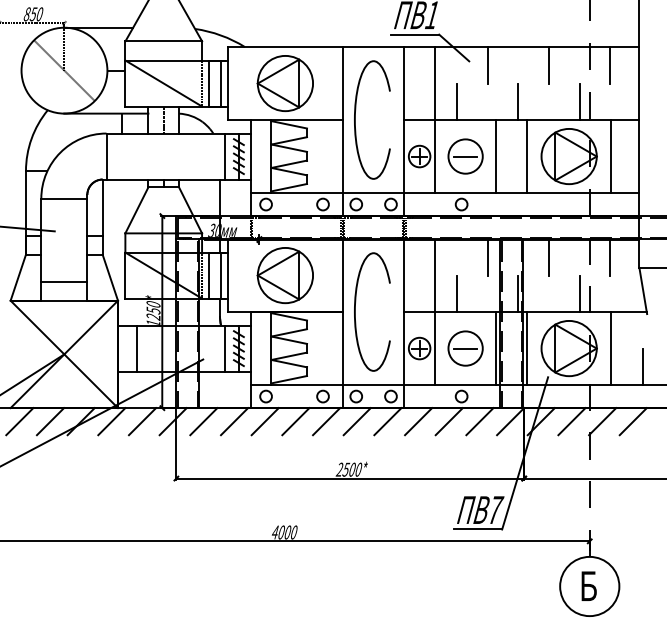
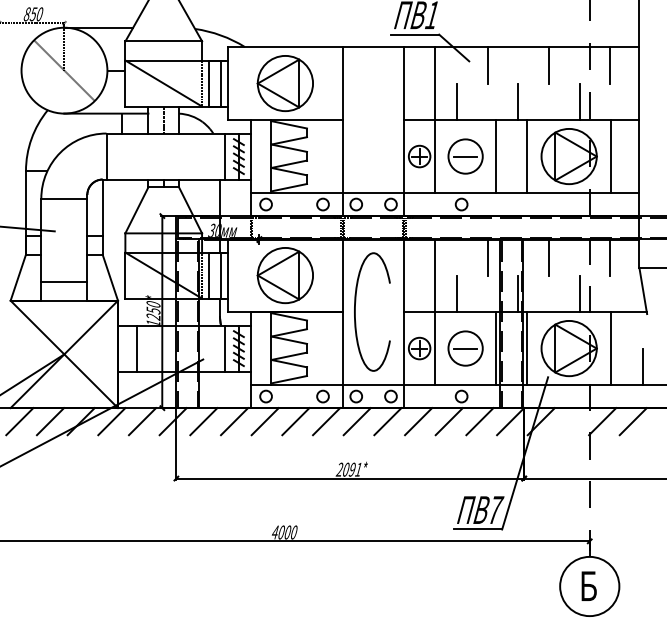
curve: present -> none (355, 119)
line: present -> none (571, 421)
text: 2500* -> 2091* (352, 469)
